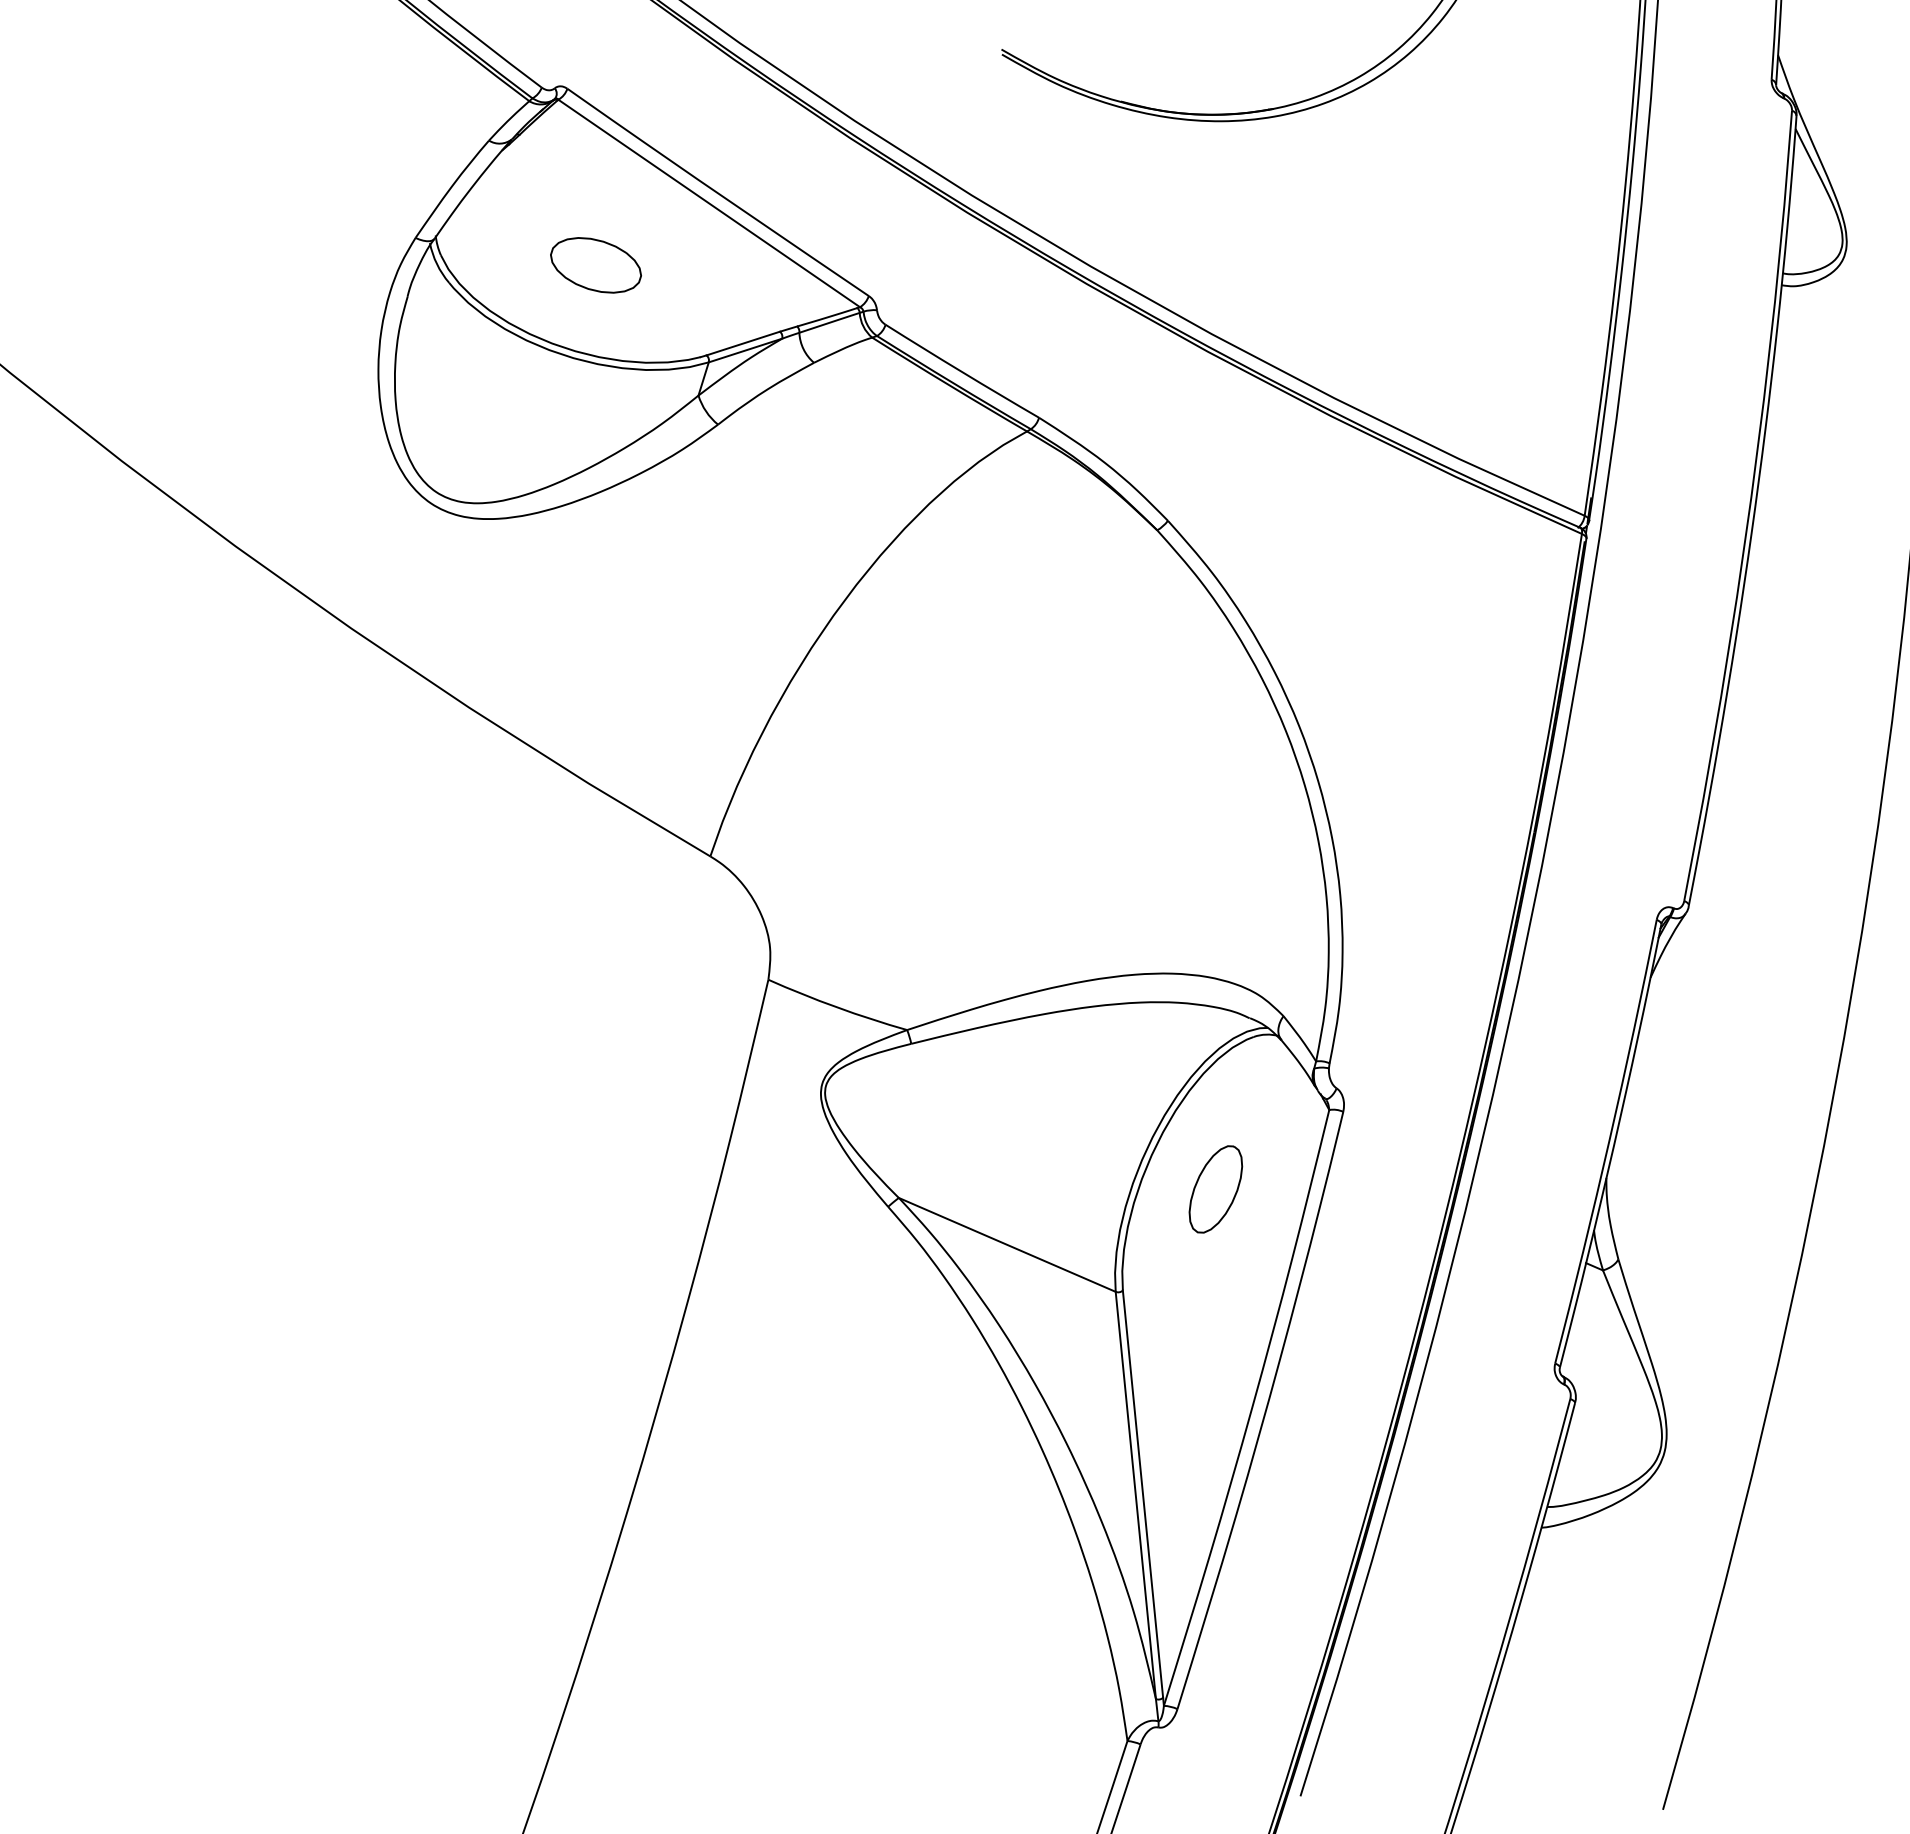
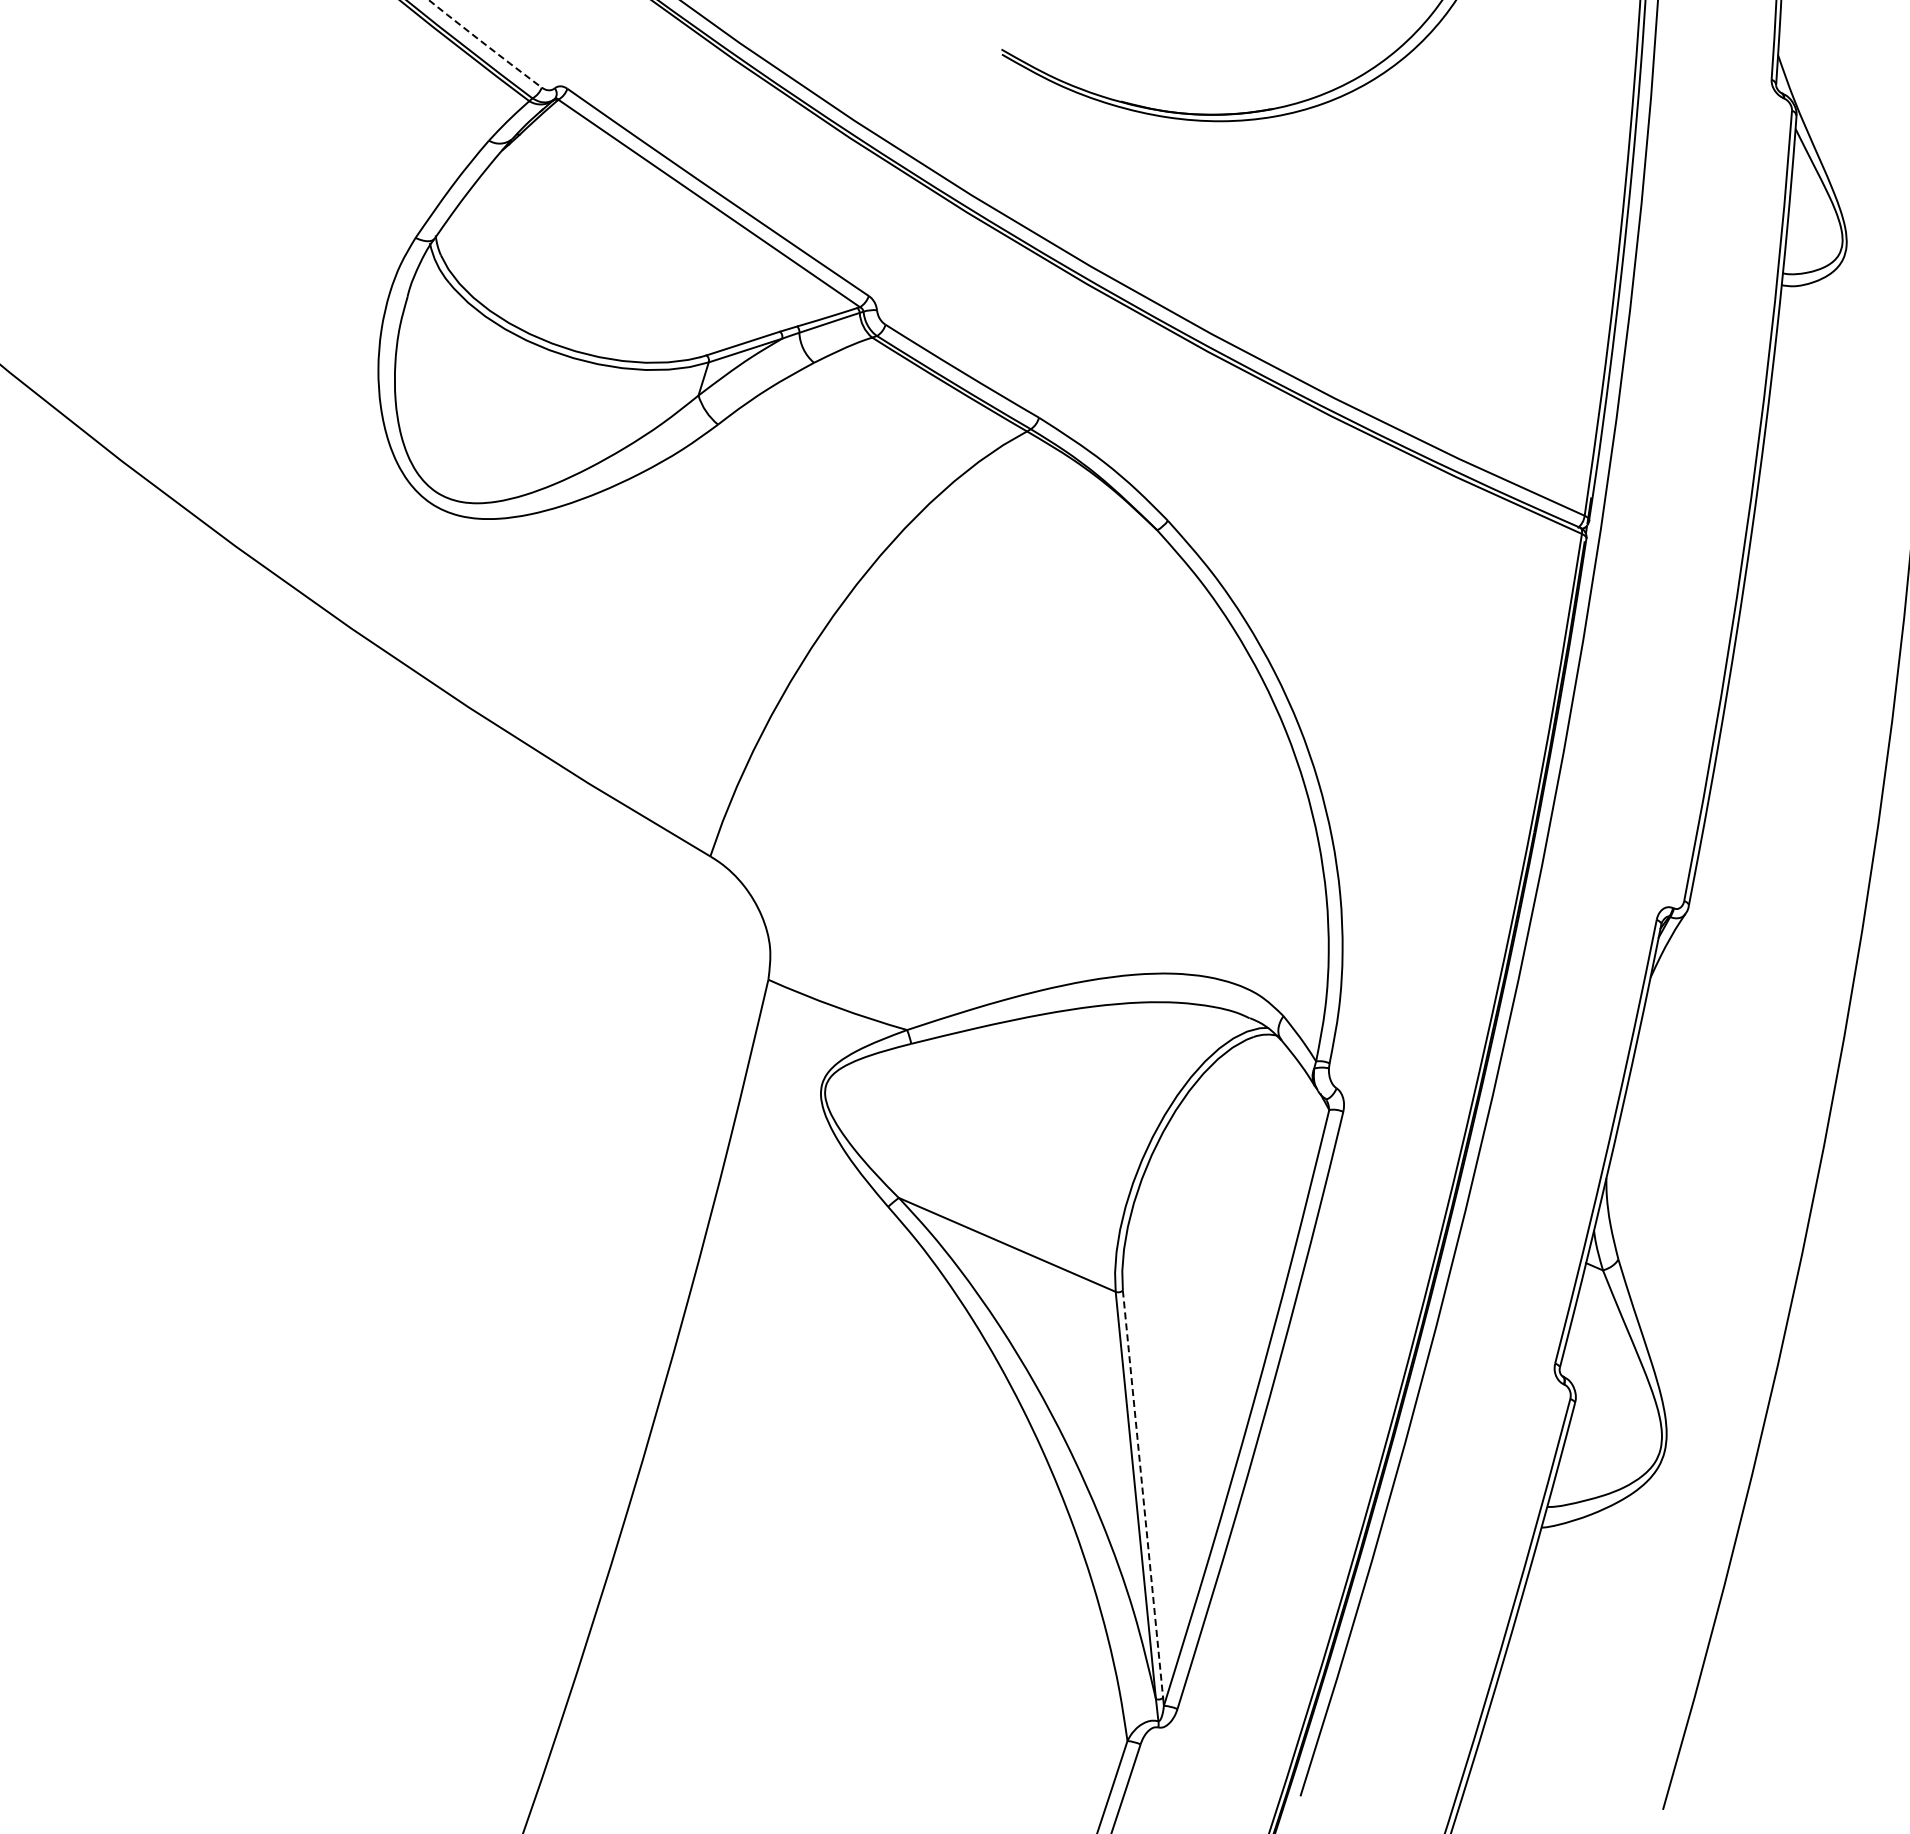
arc: solid -> dashed (484, 44)
part: present -> none (595, 265)
part: present -> none (1215, 1189)
line: solid -> dashed (1143, 1494)
